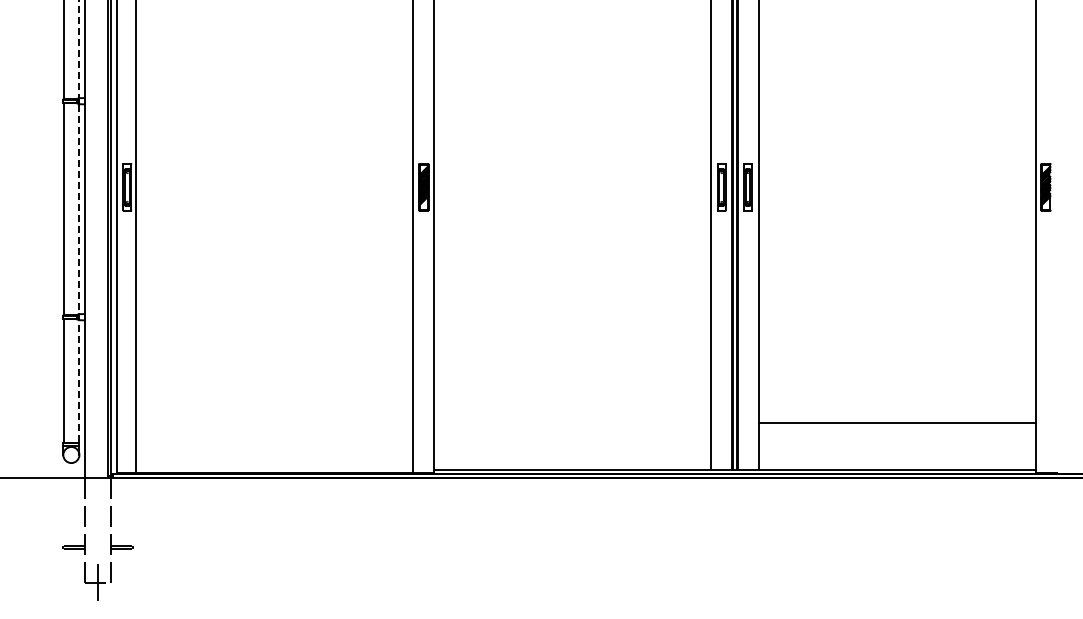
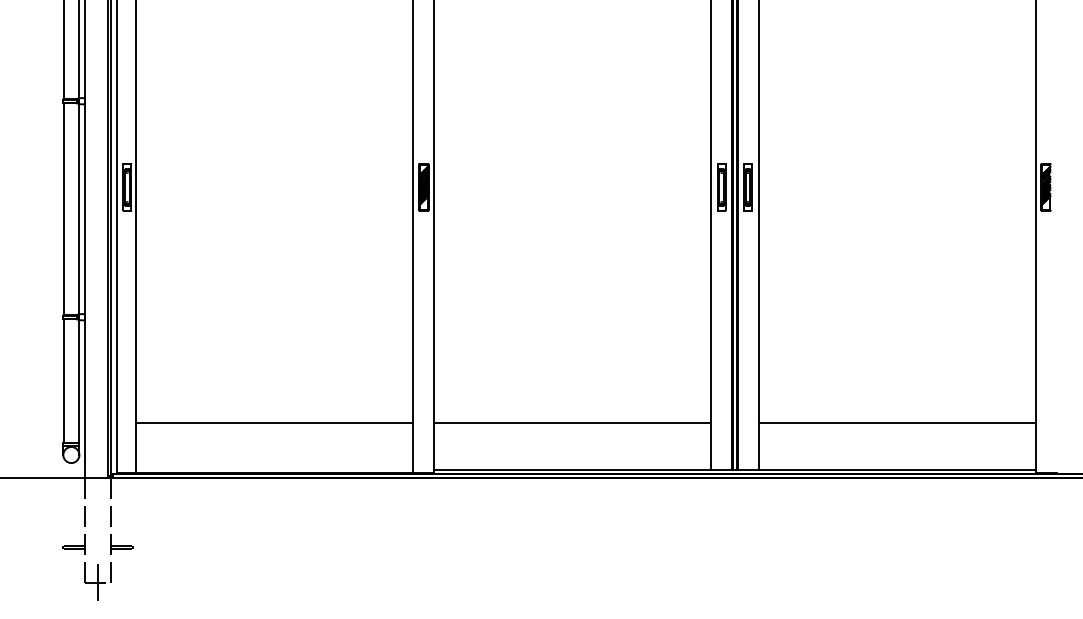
line: dashed -> solid (78, 221)
line: none -> present (274, 422)
line: none -> present (572, 422)
